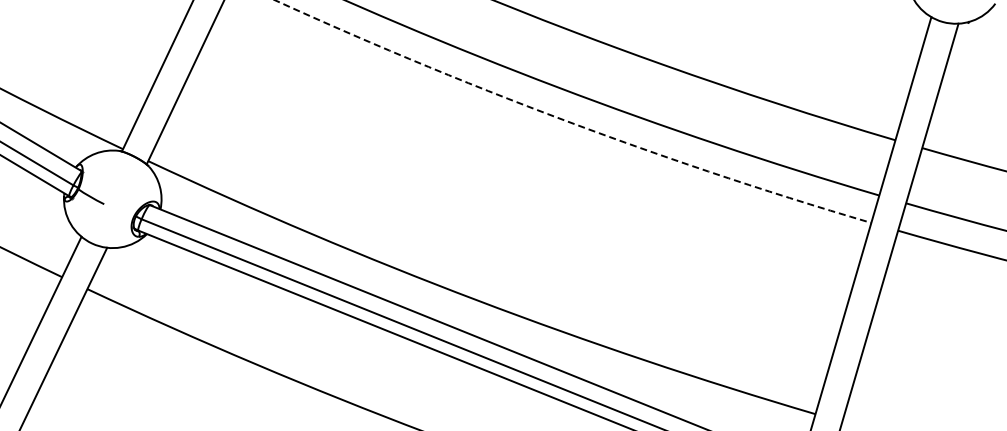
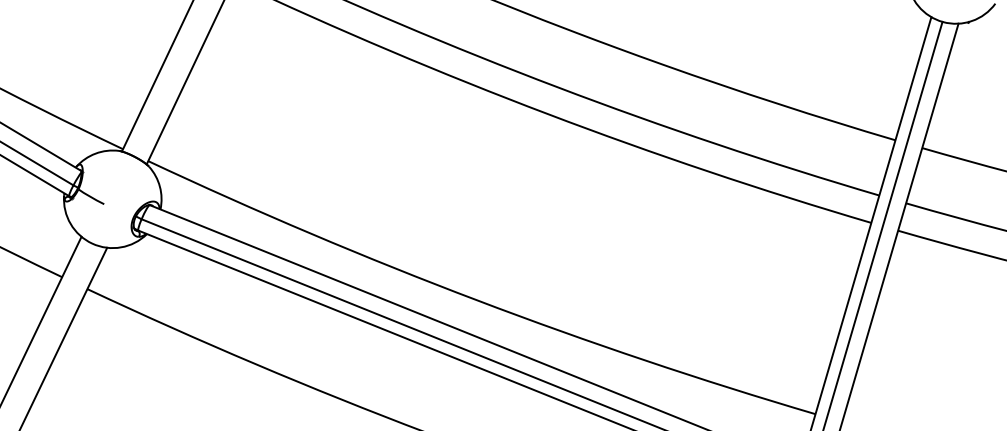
arc: dashed -> solid (569, 122)
line: none -> present (883, 224)
